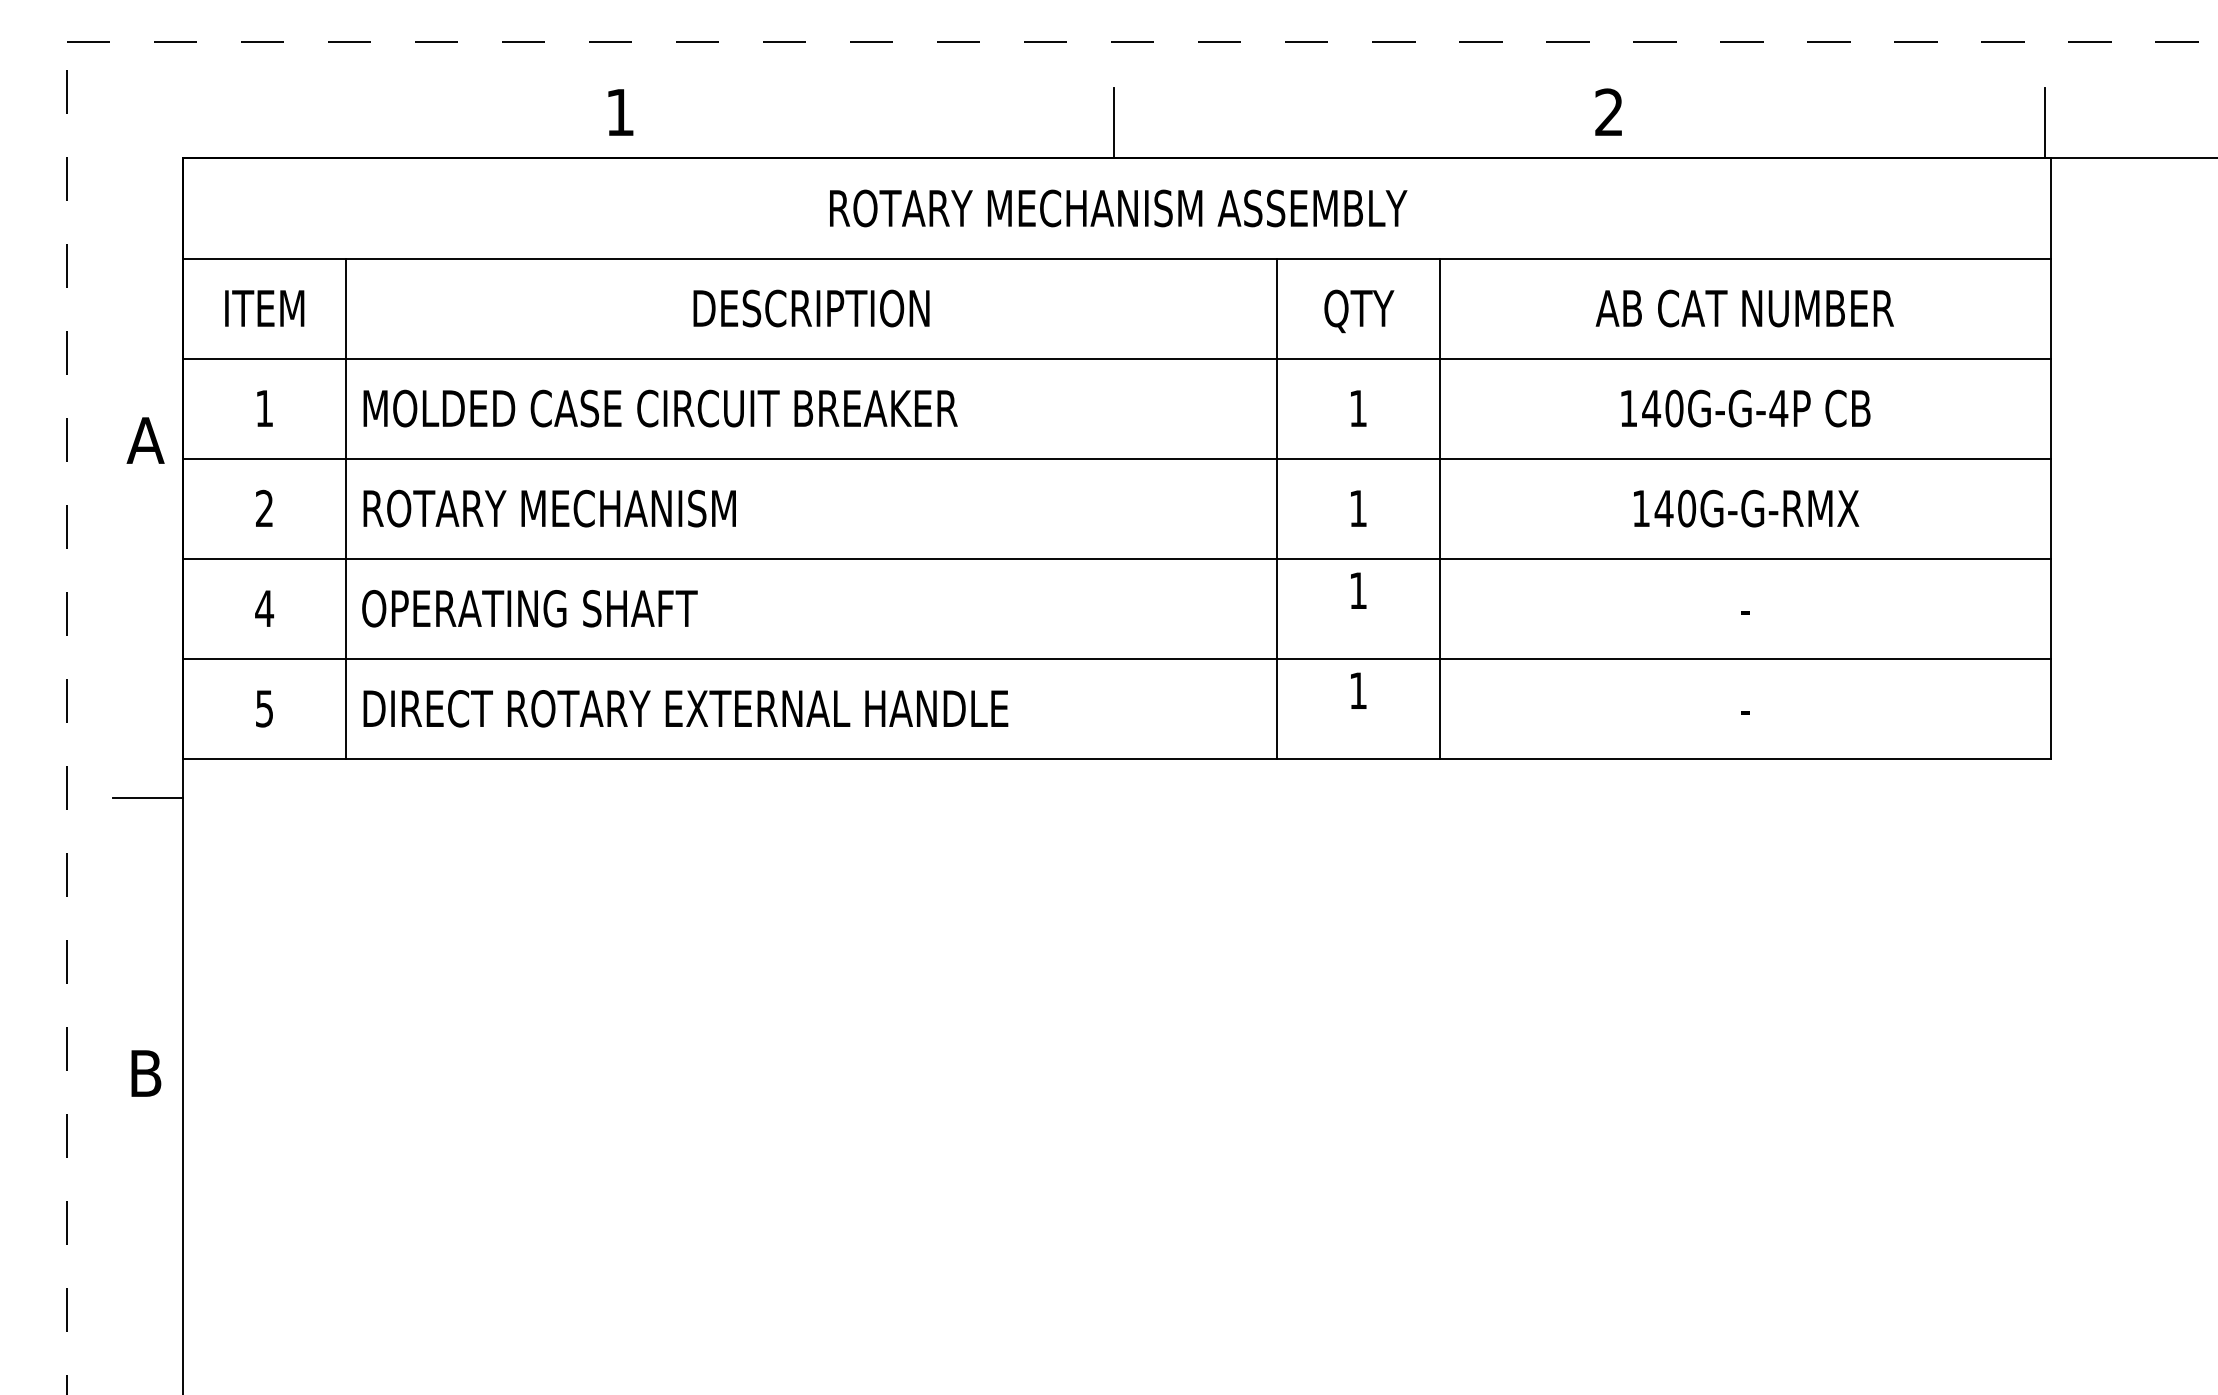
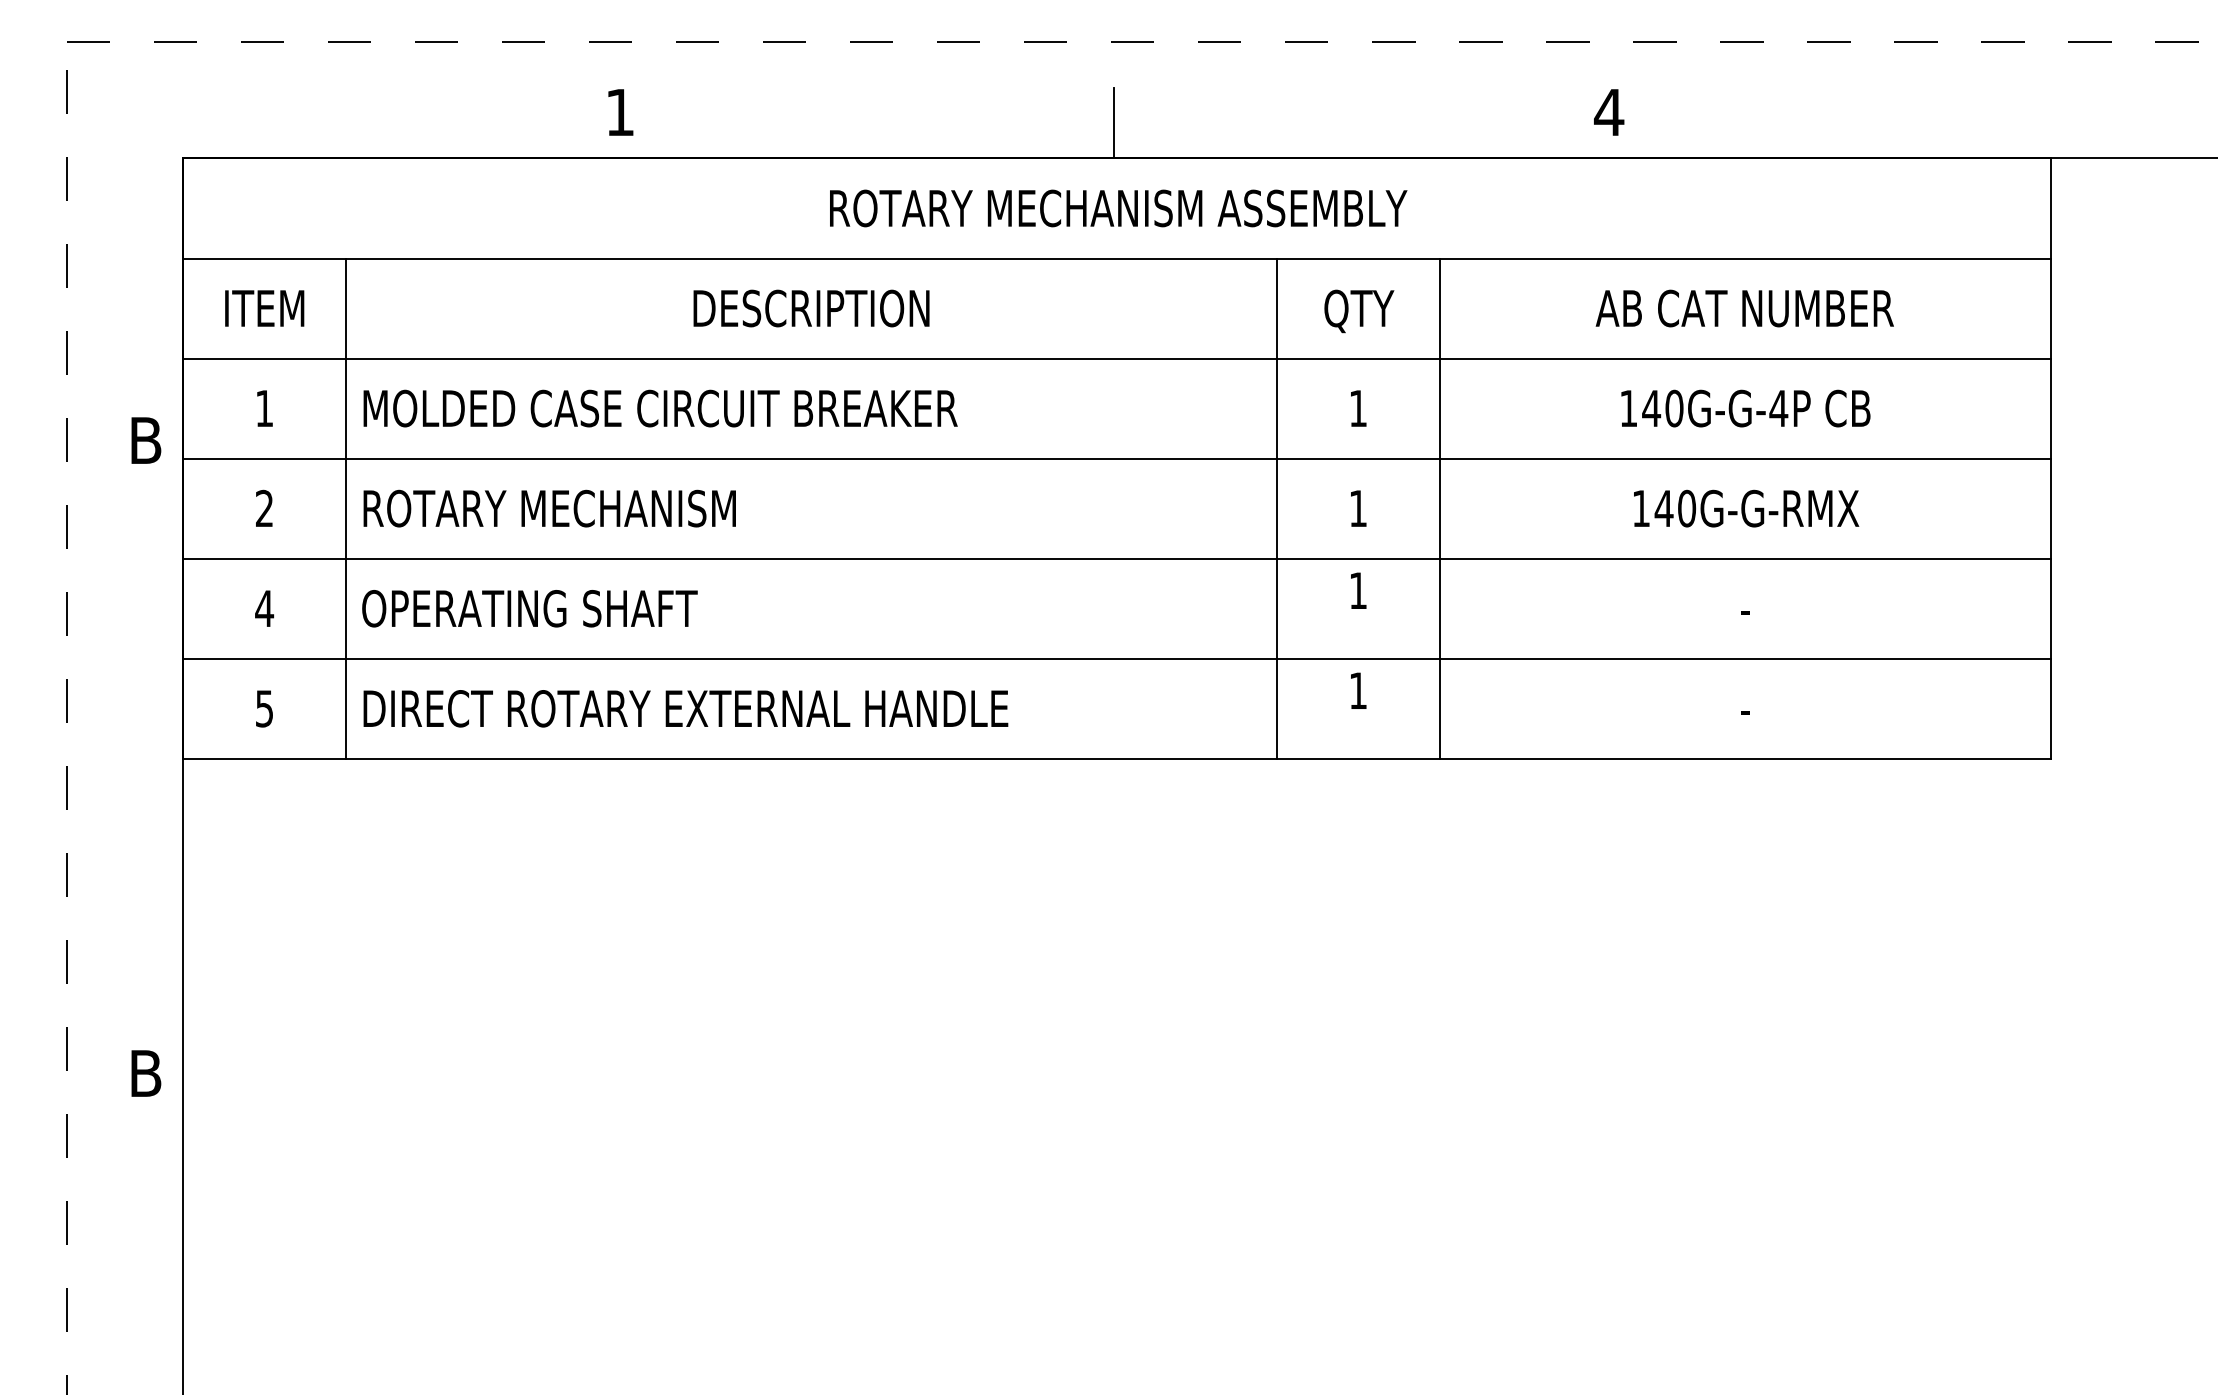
text: 2 -> 4 (1608, 111)
line: present -> none (2044, 123)
text: A -> B (145, 440)
line: present -> none (147, 798)
